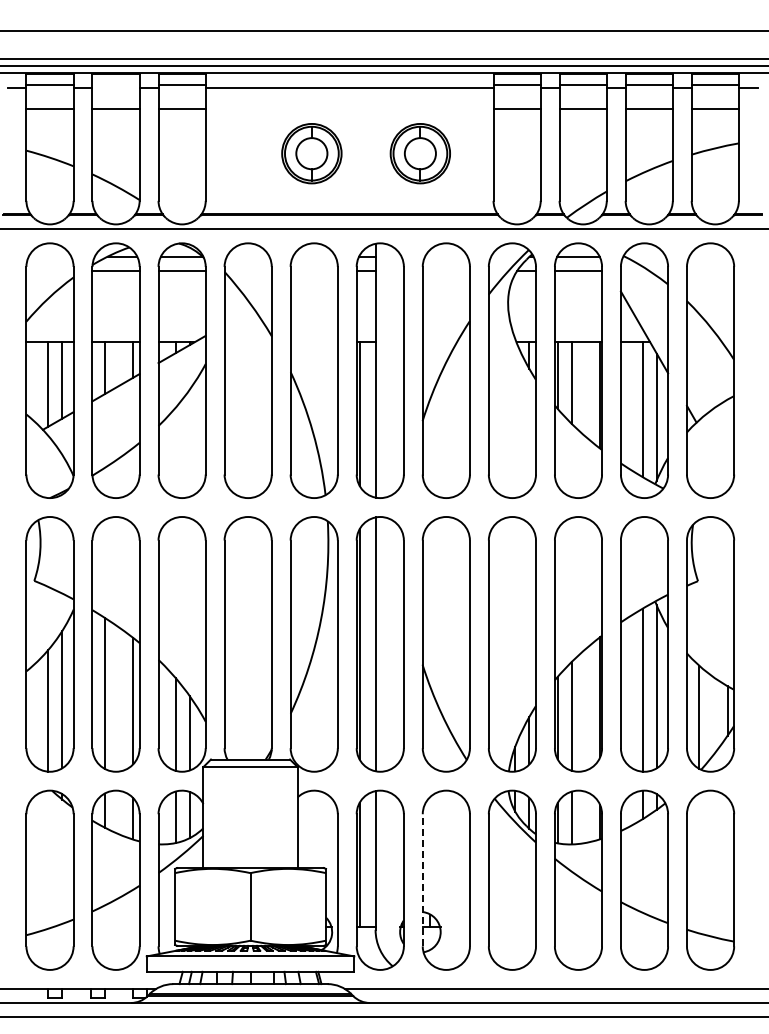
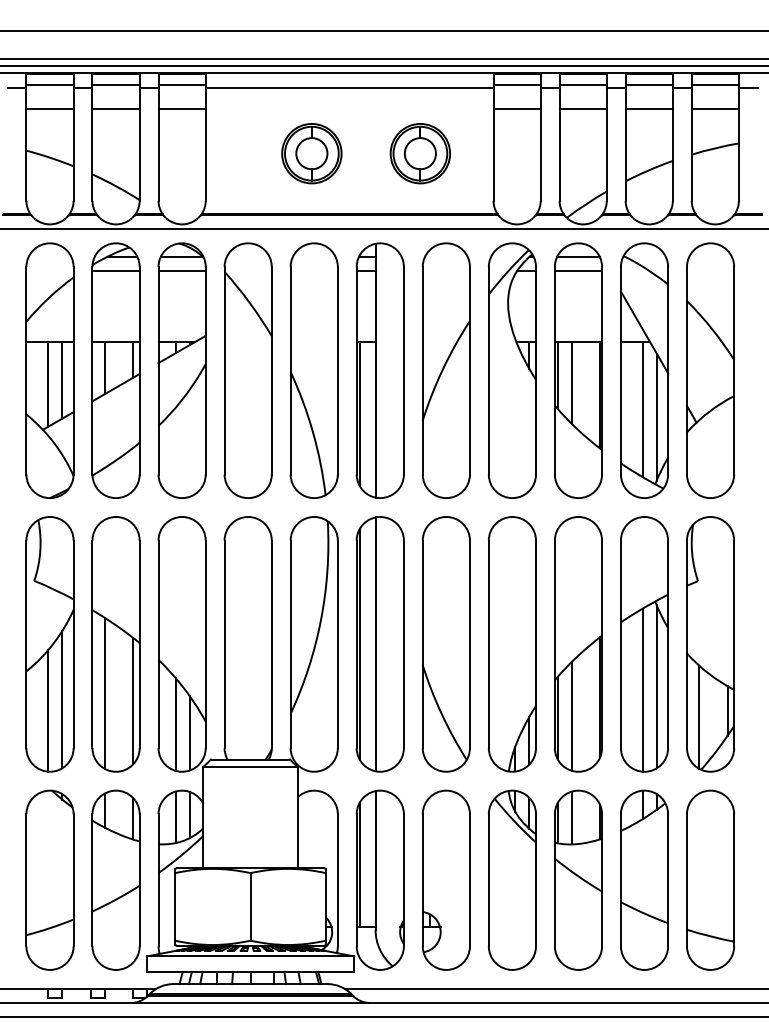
line: none -> present (115, 84)
line: dashed -> solid (422, 879)
